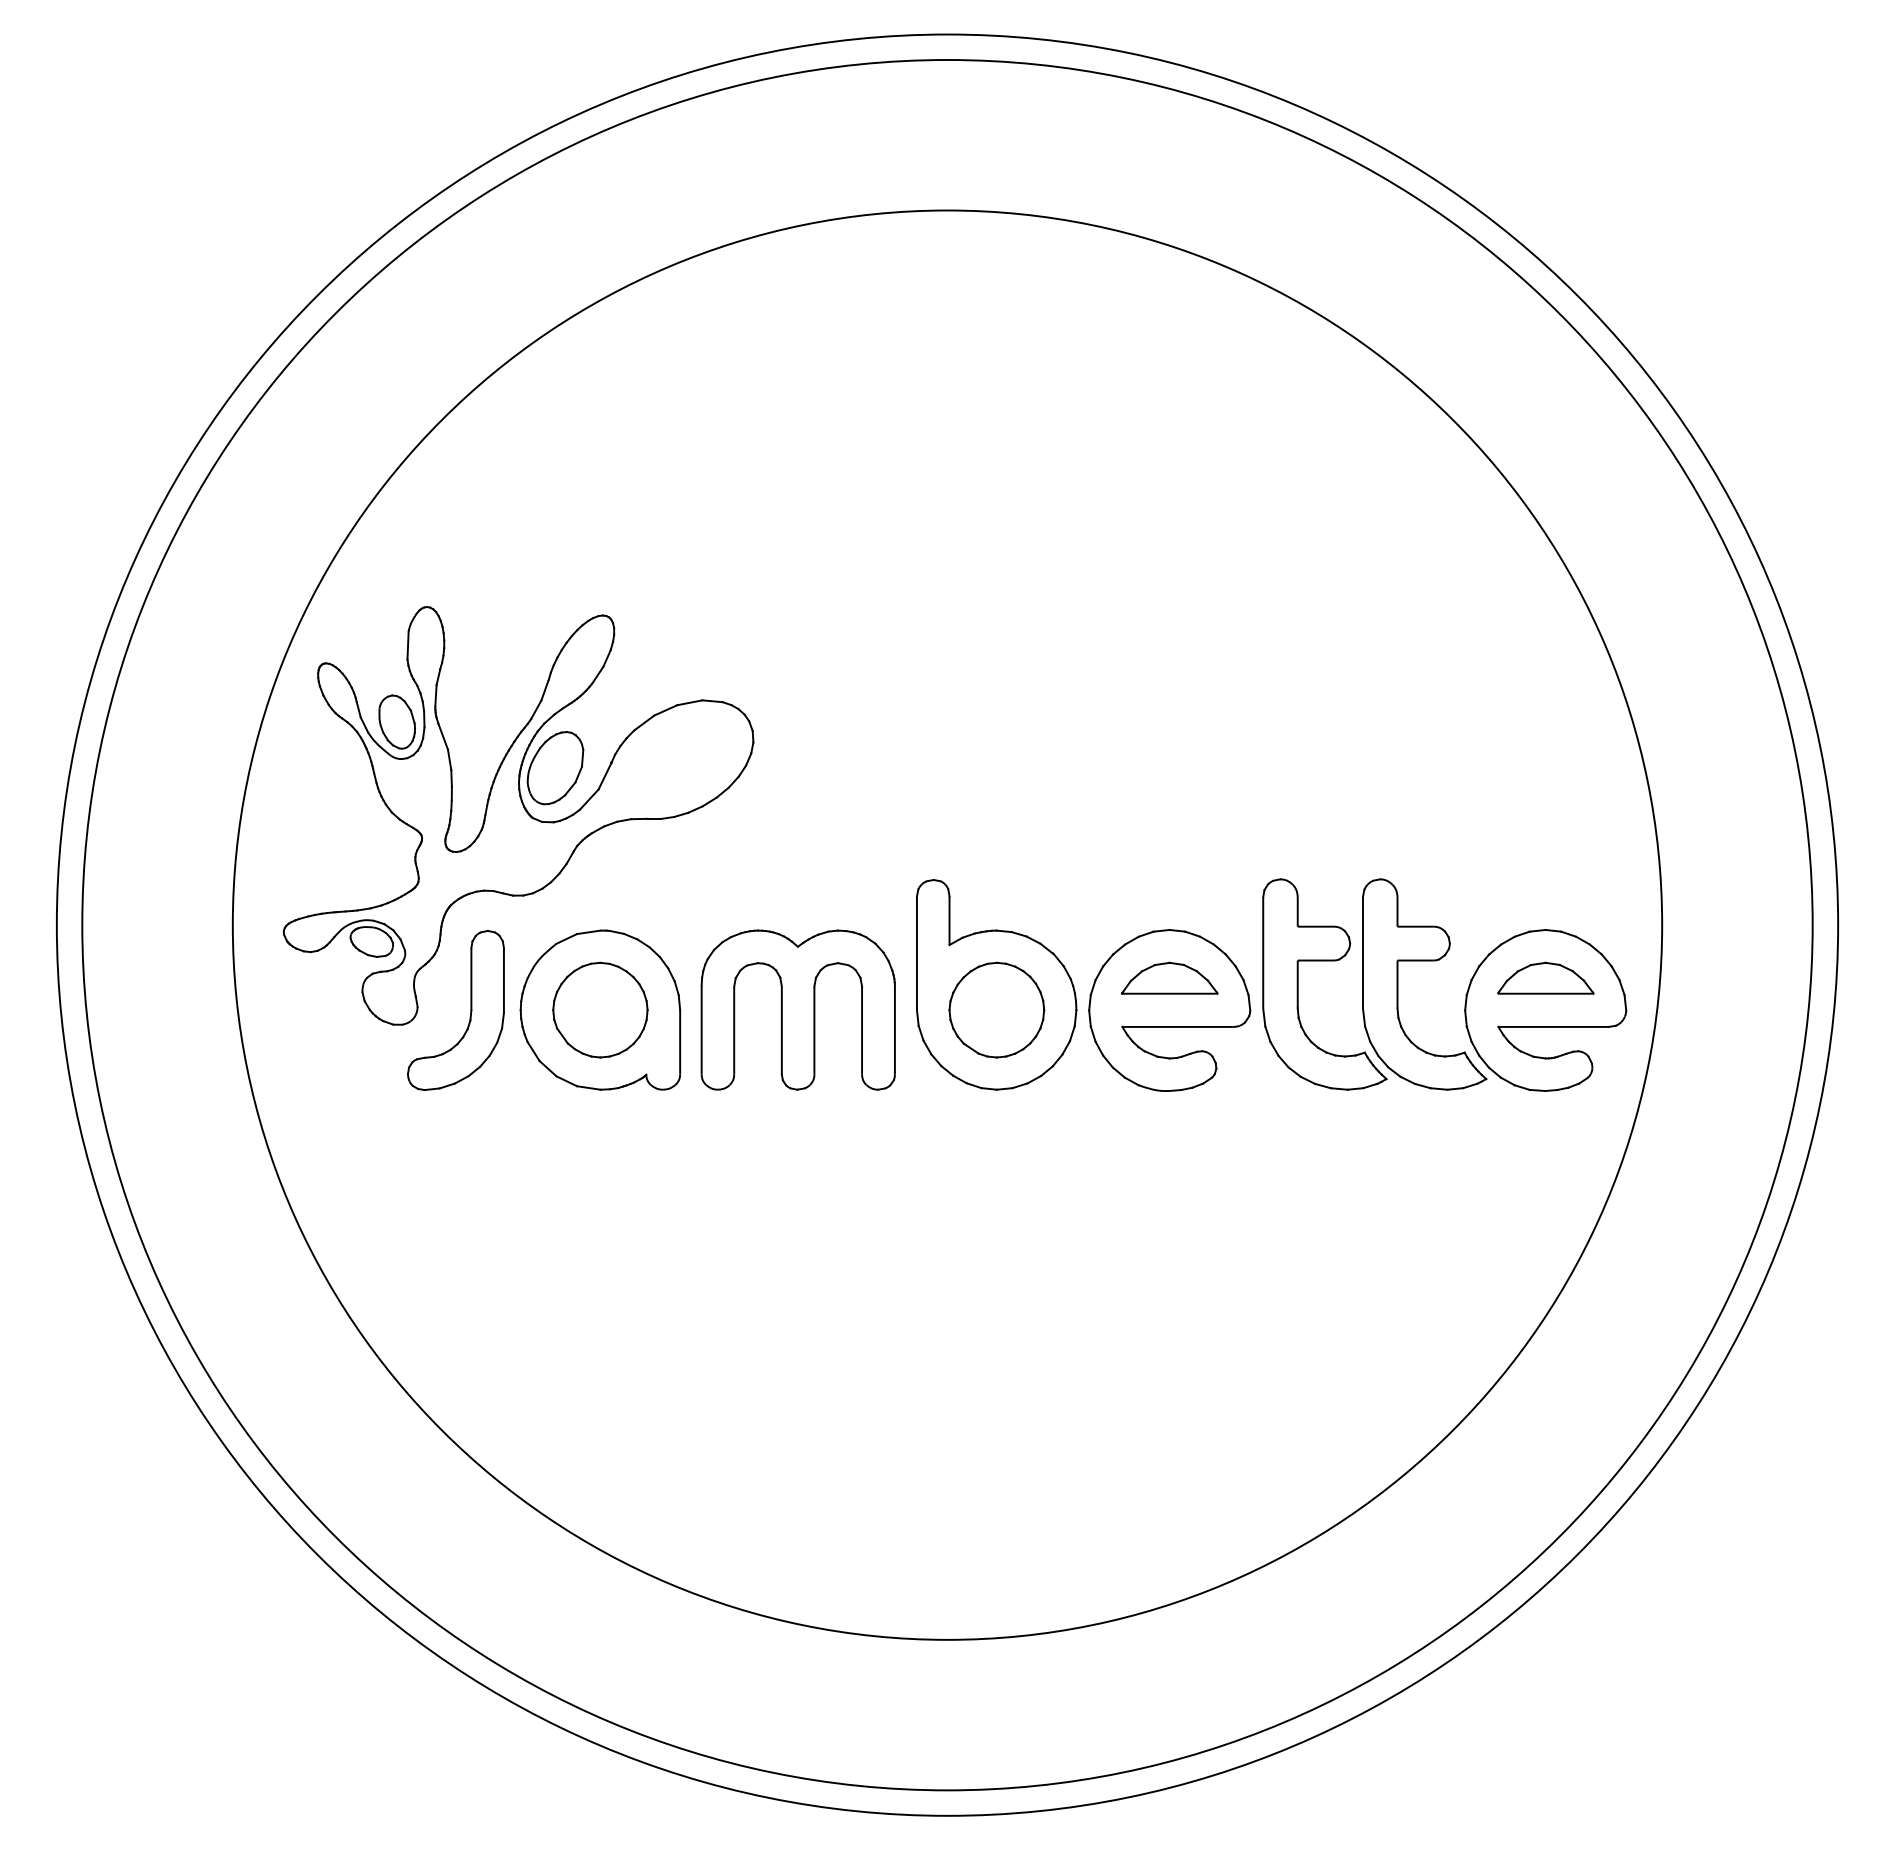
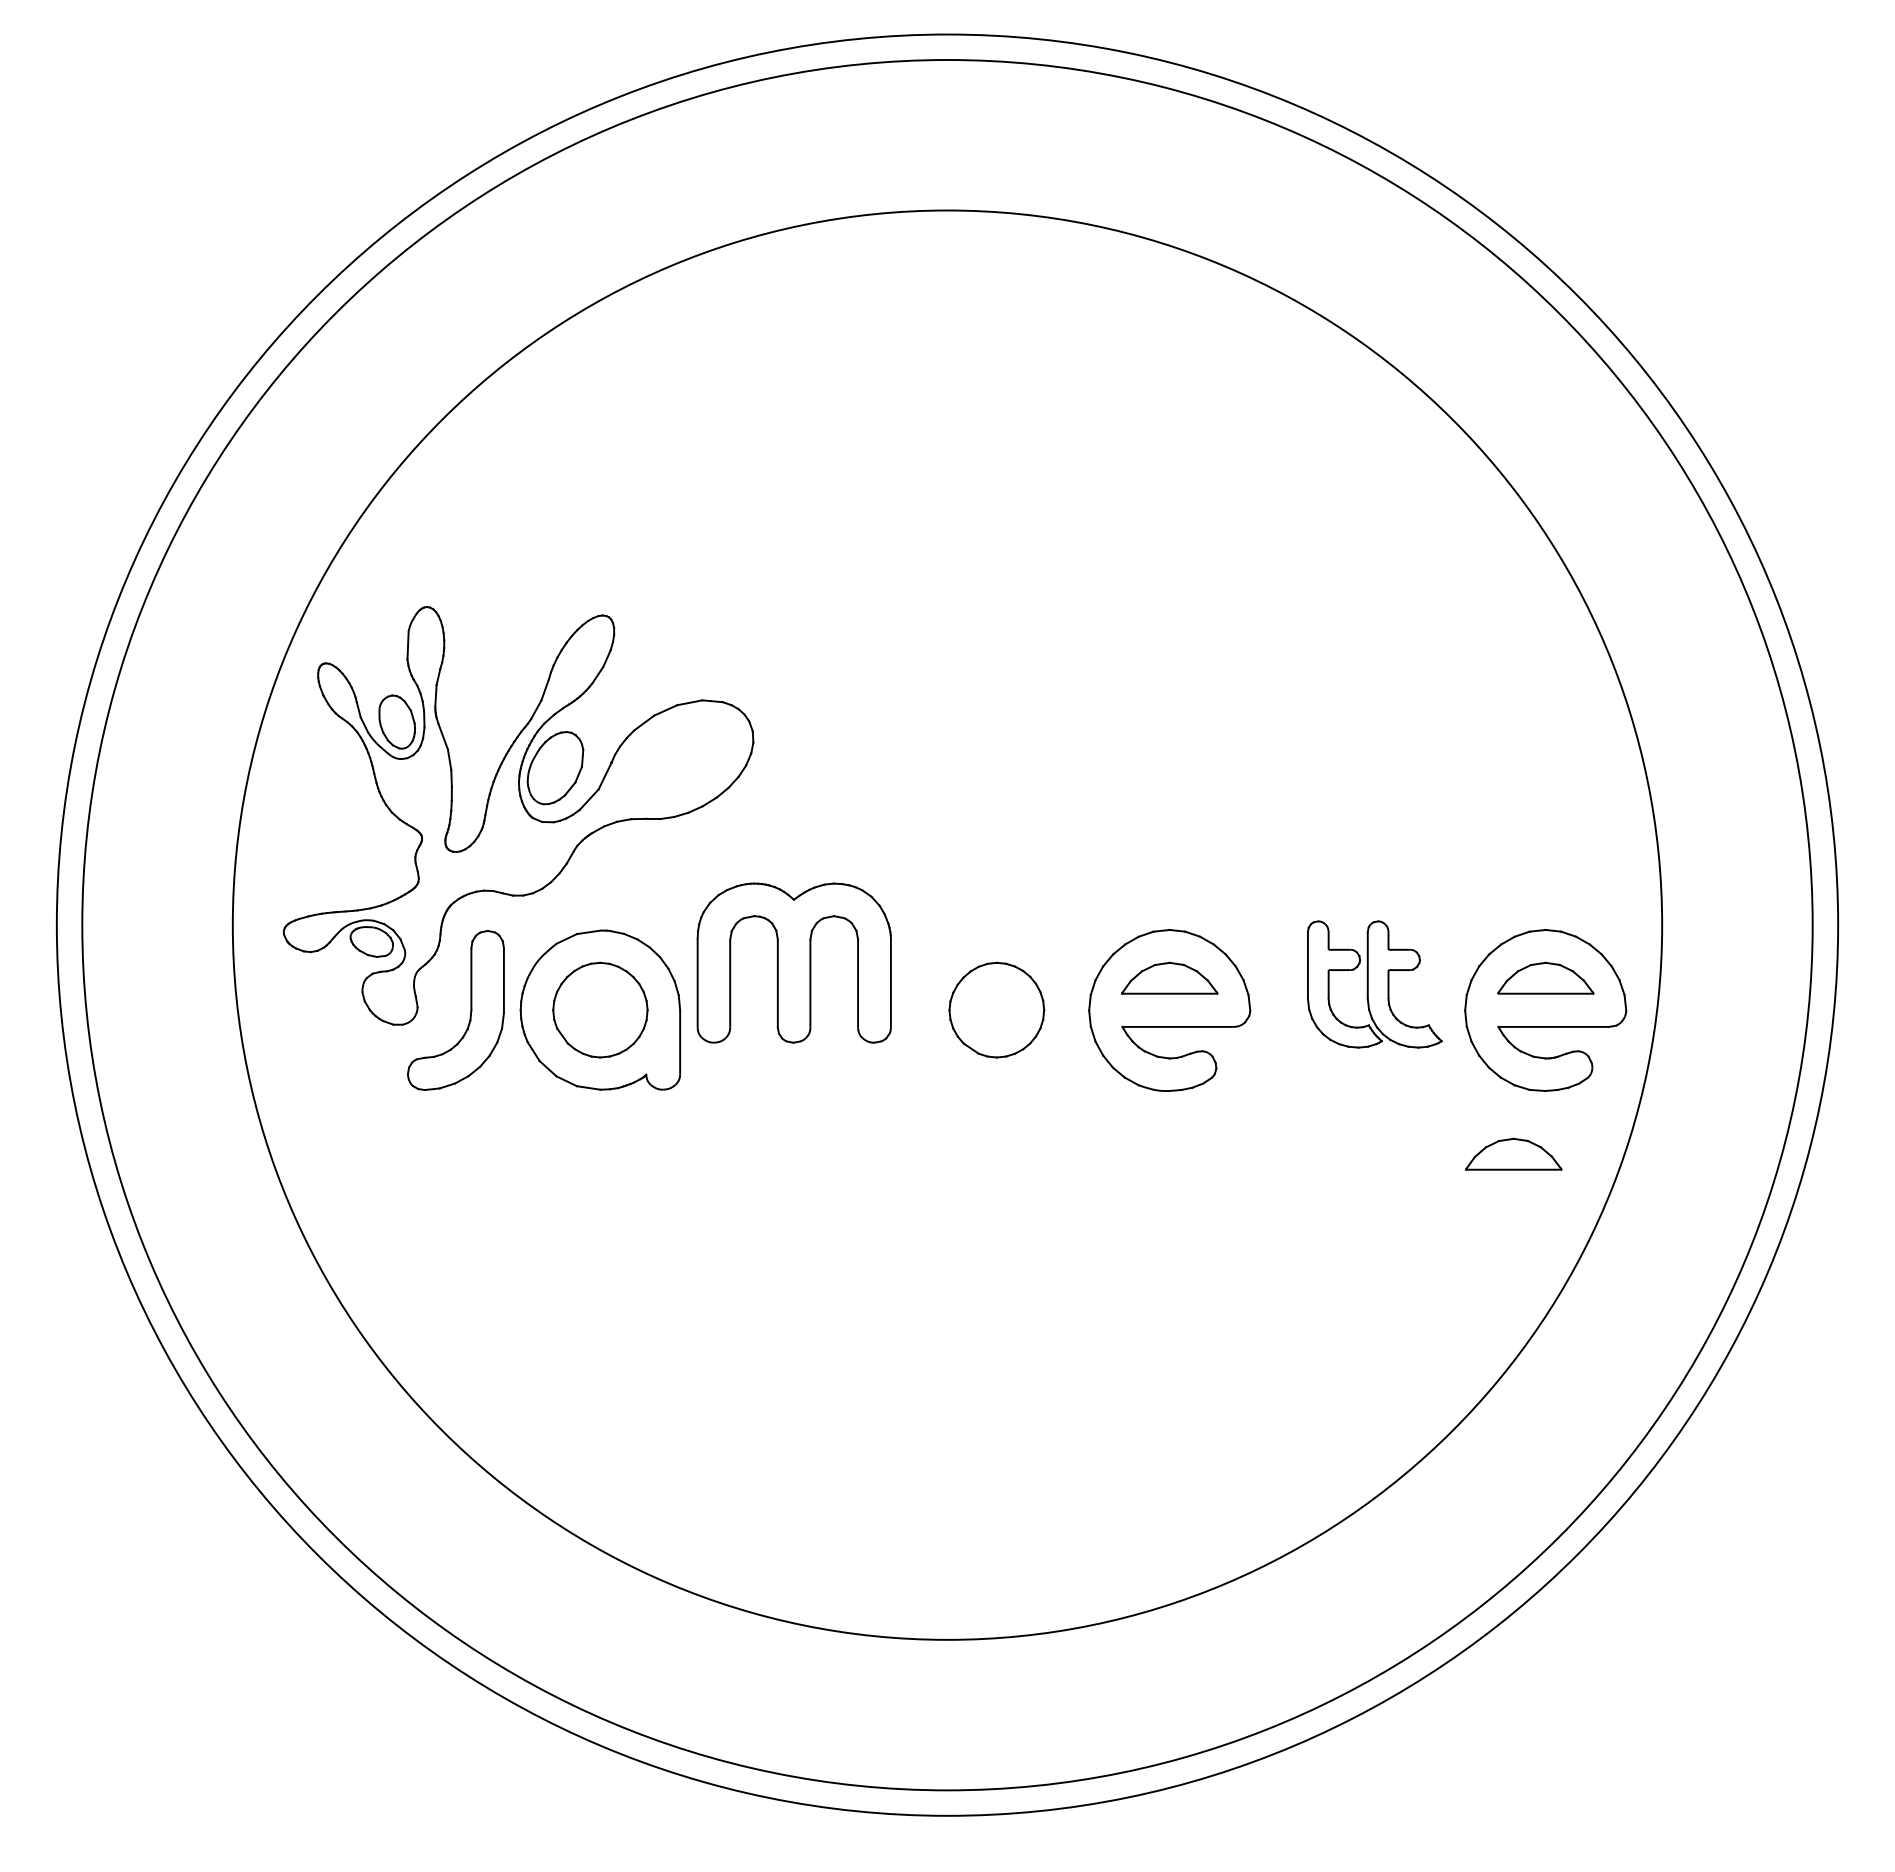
part: present -> none (996, 984)
part size: 226x213 px -> 136x129 px (1374, 984)
part position: (797, 1009) -> (793, 962) (793, 962)
part: none -> present (1513, 1153)
